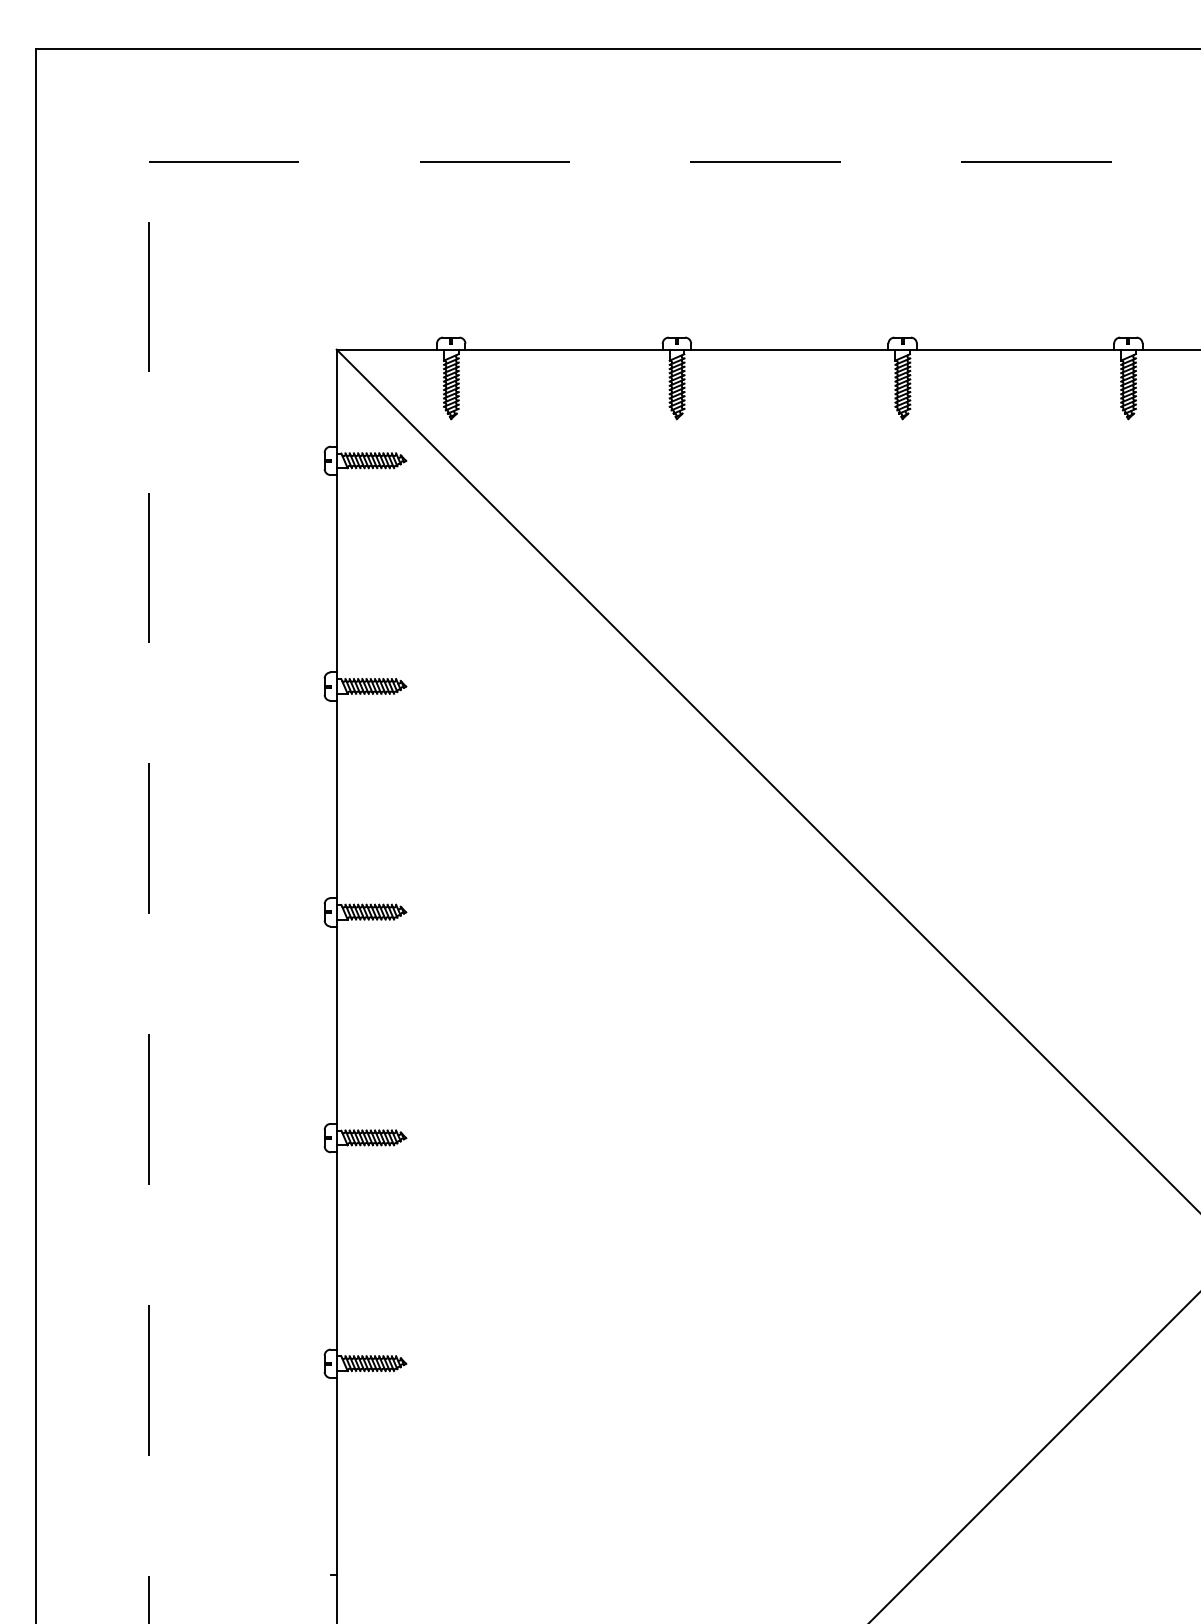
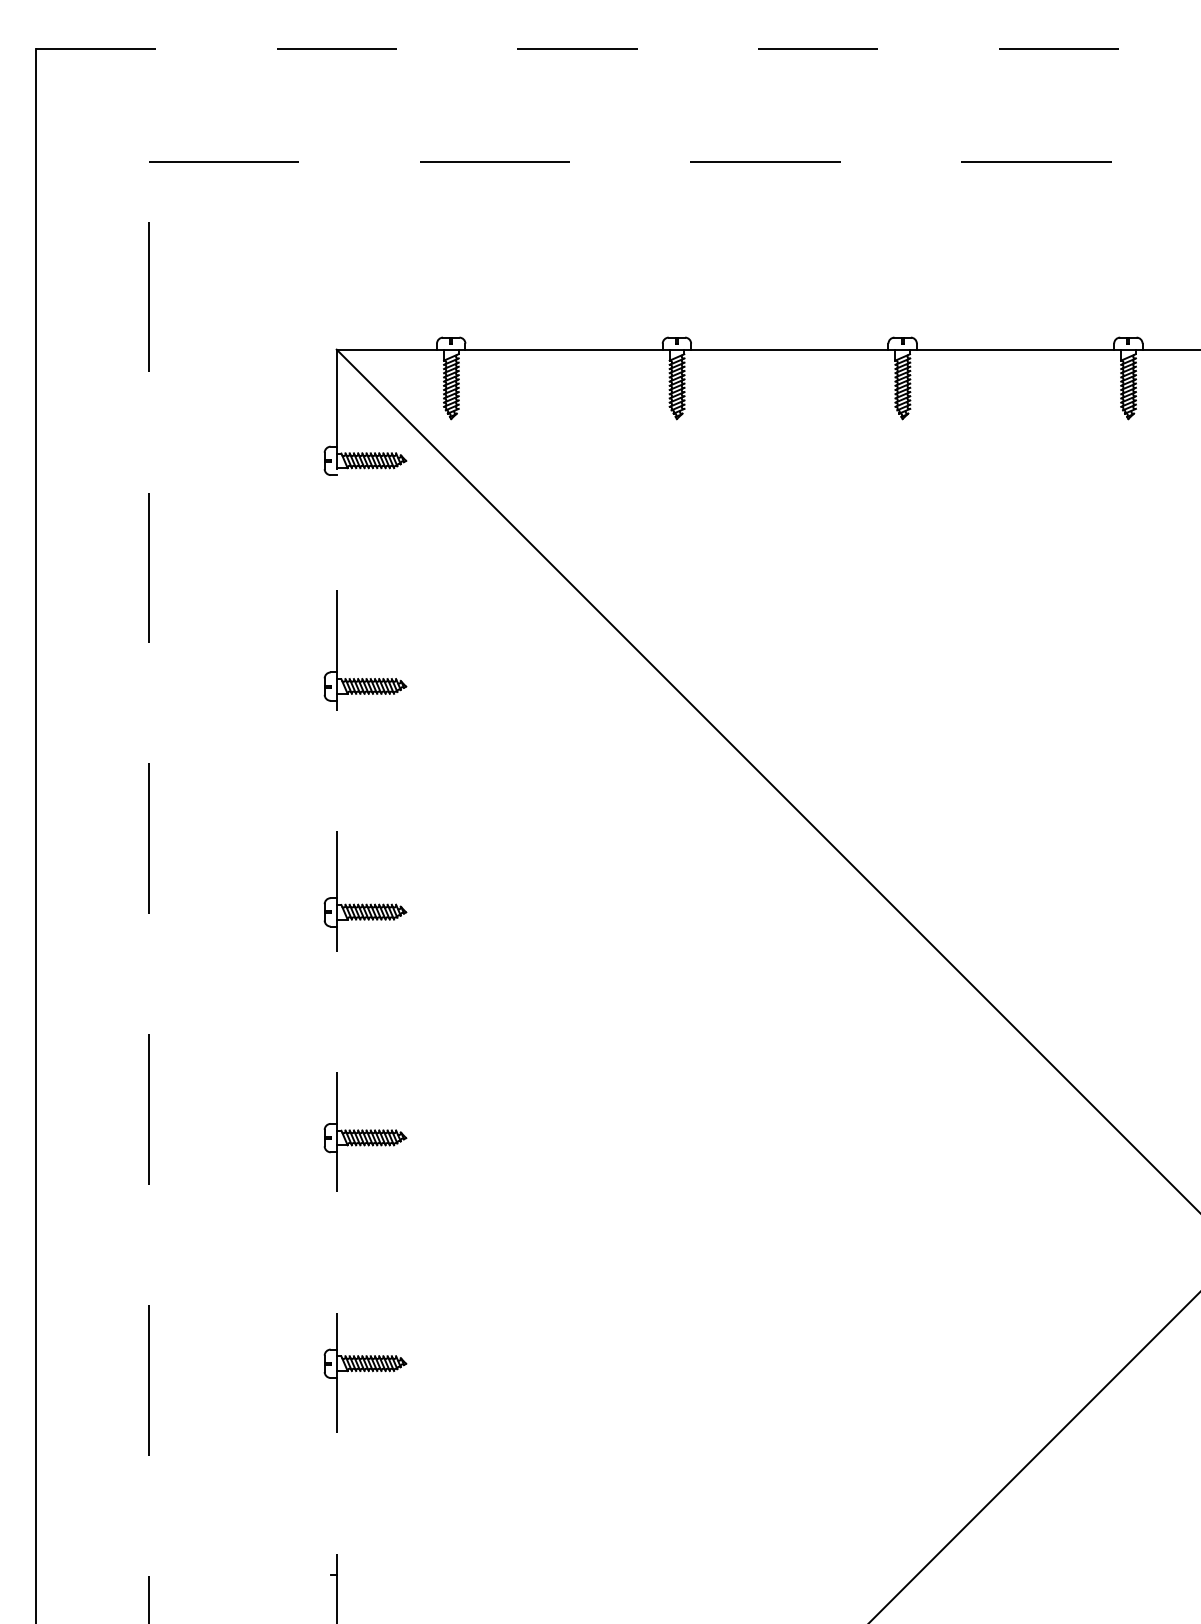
line: solid -> dashed (618, 48)
line: solid -> dashed (336, 986)
